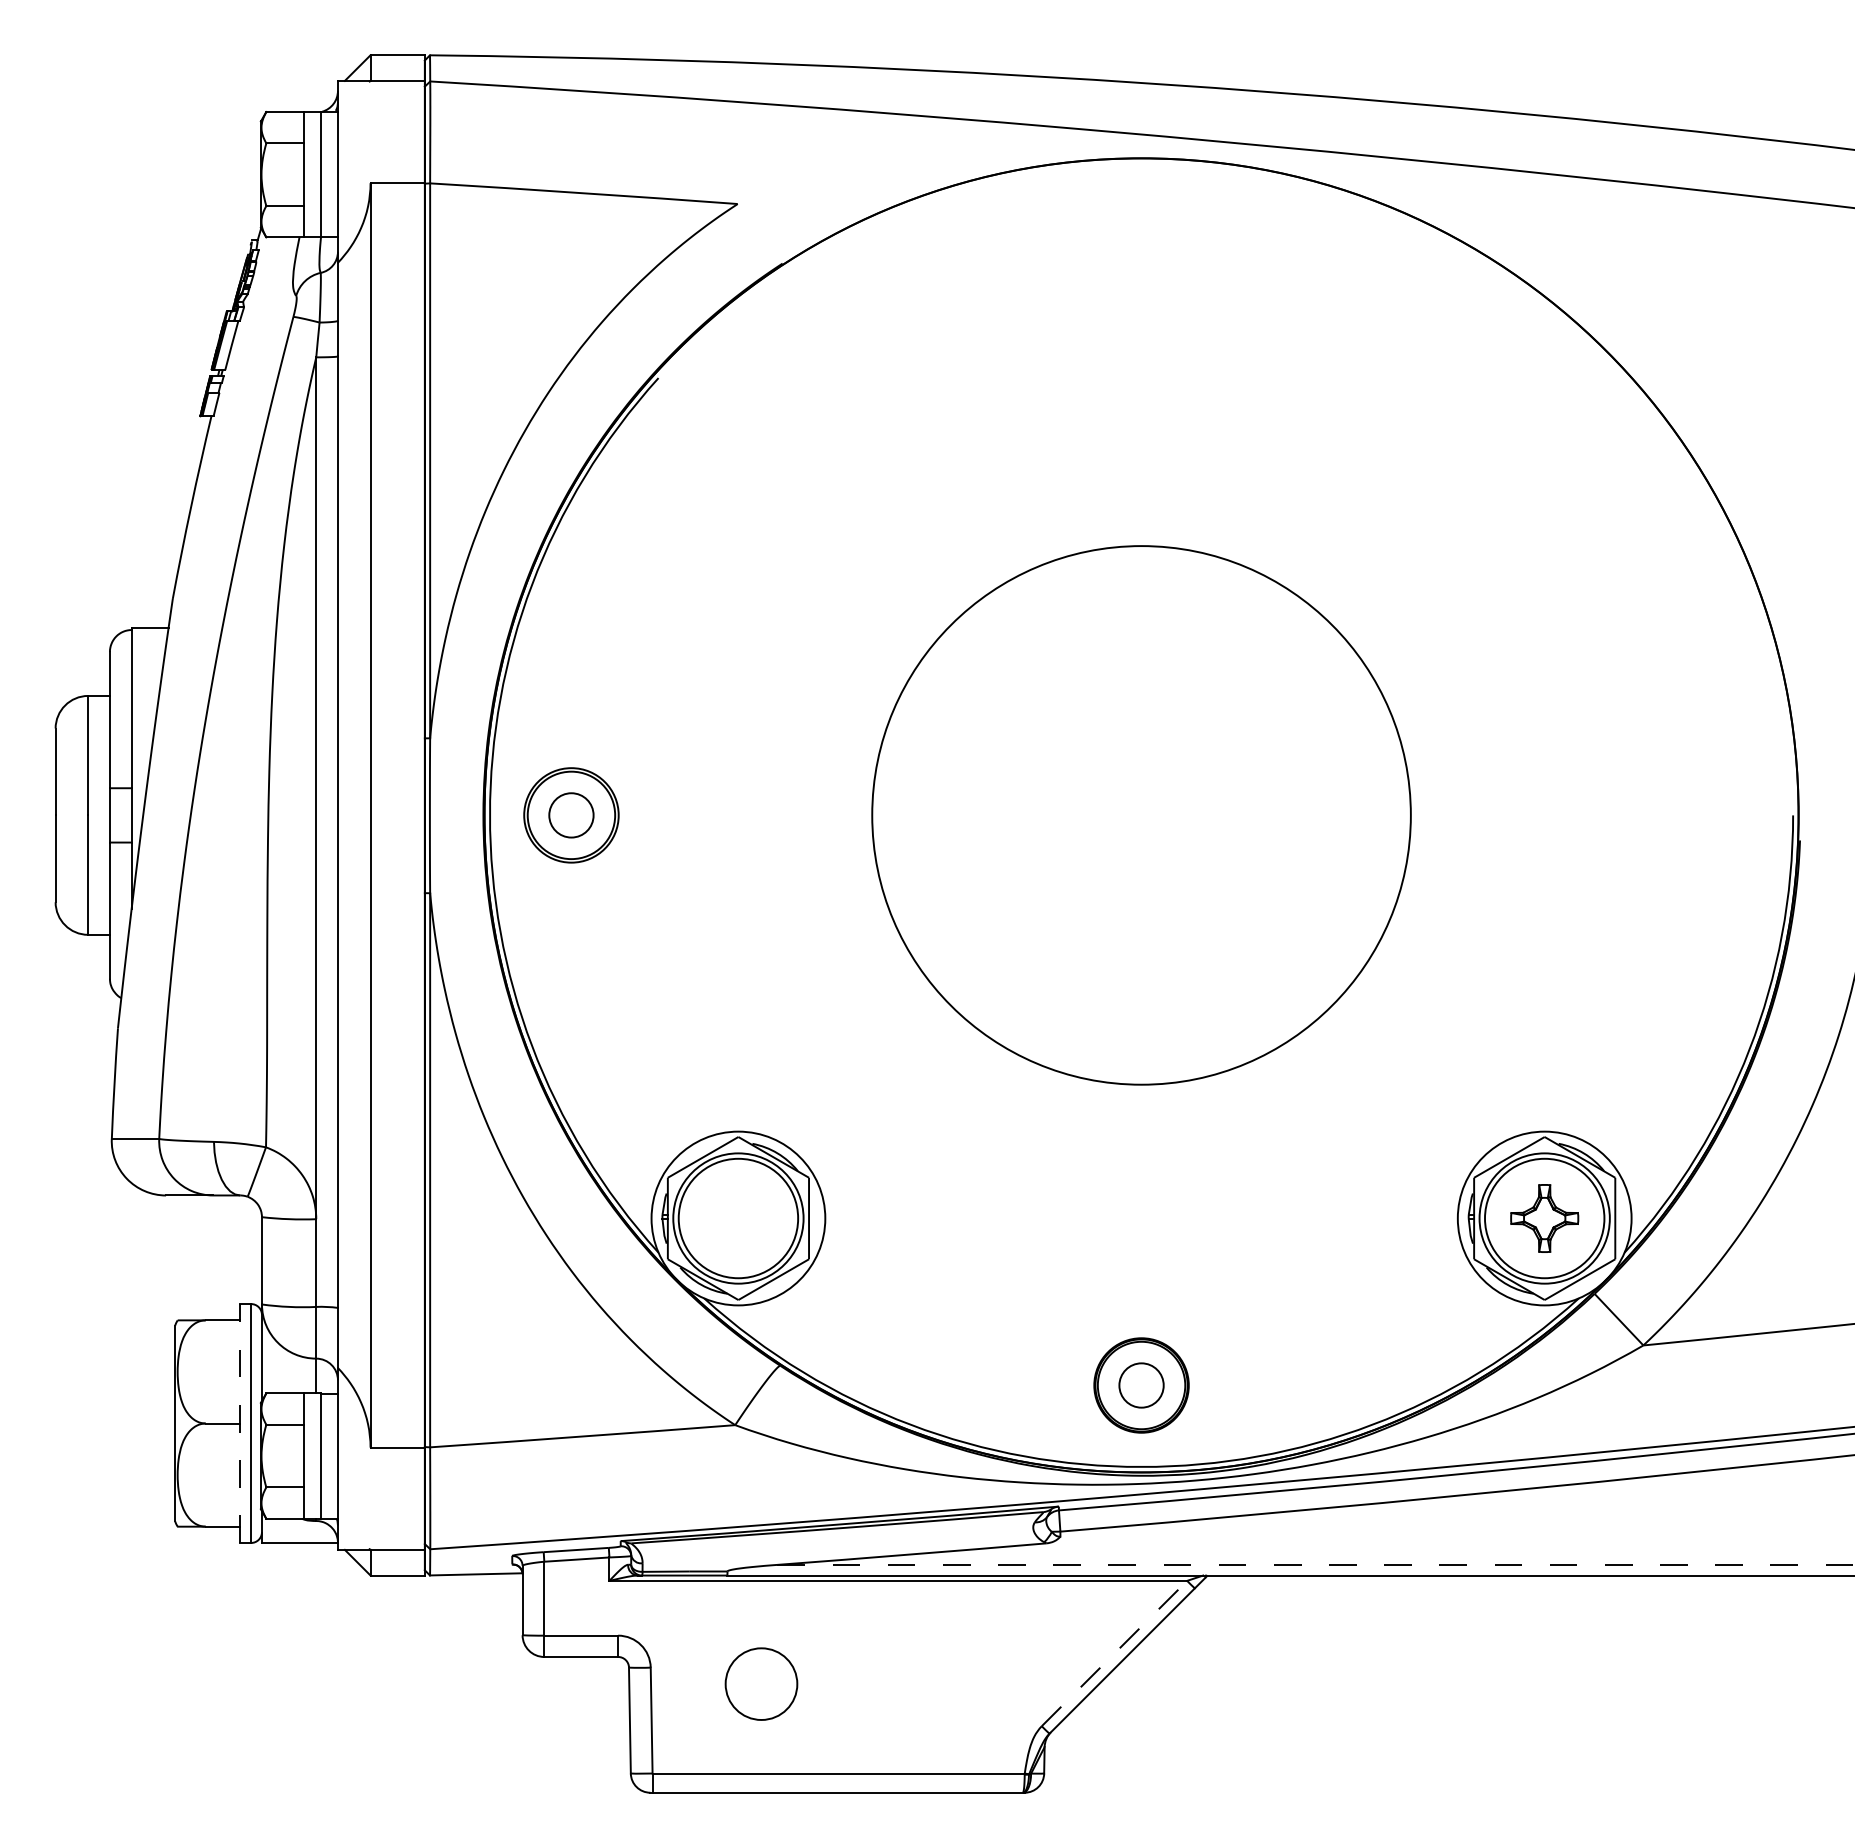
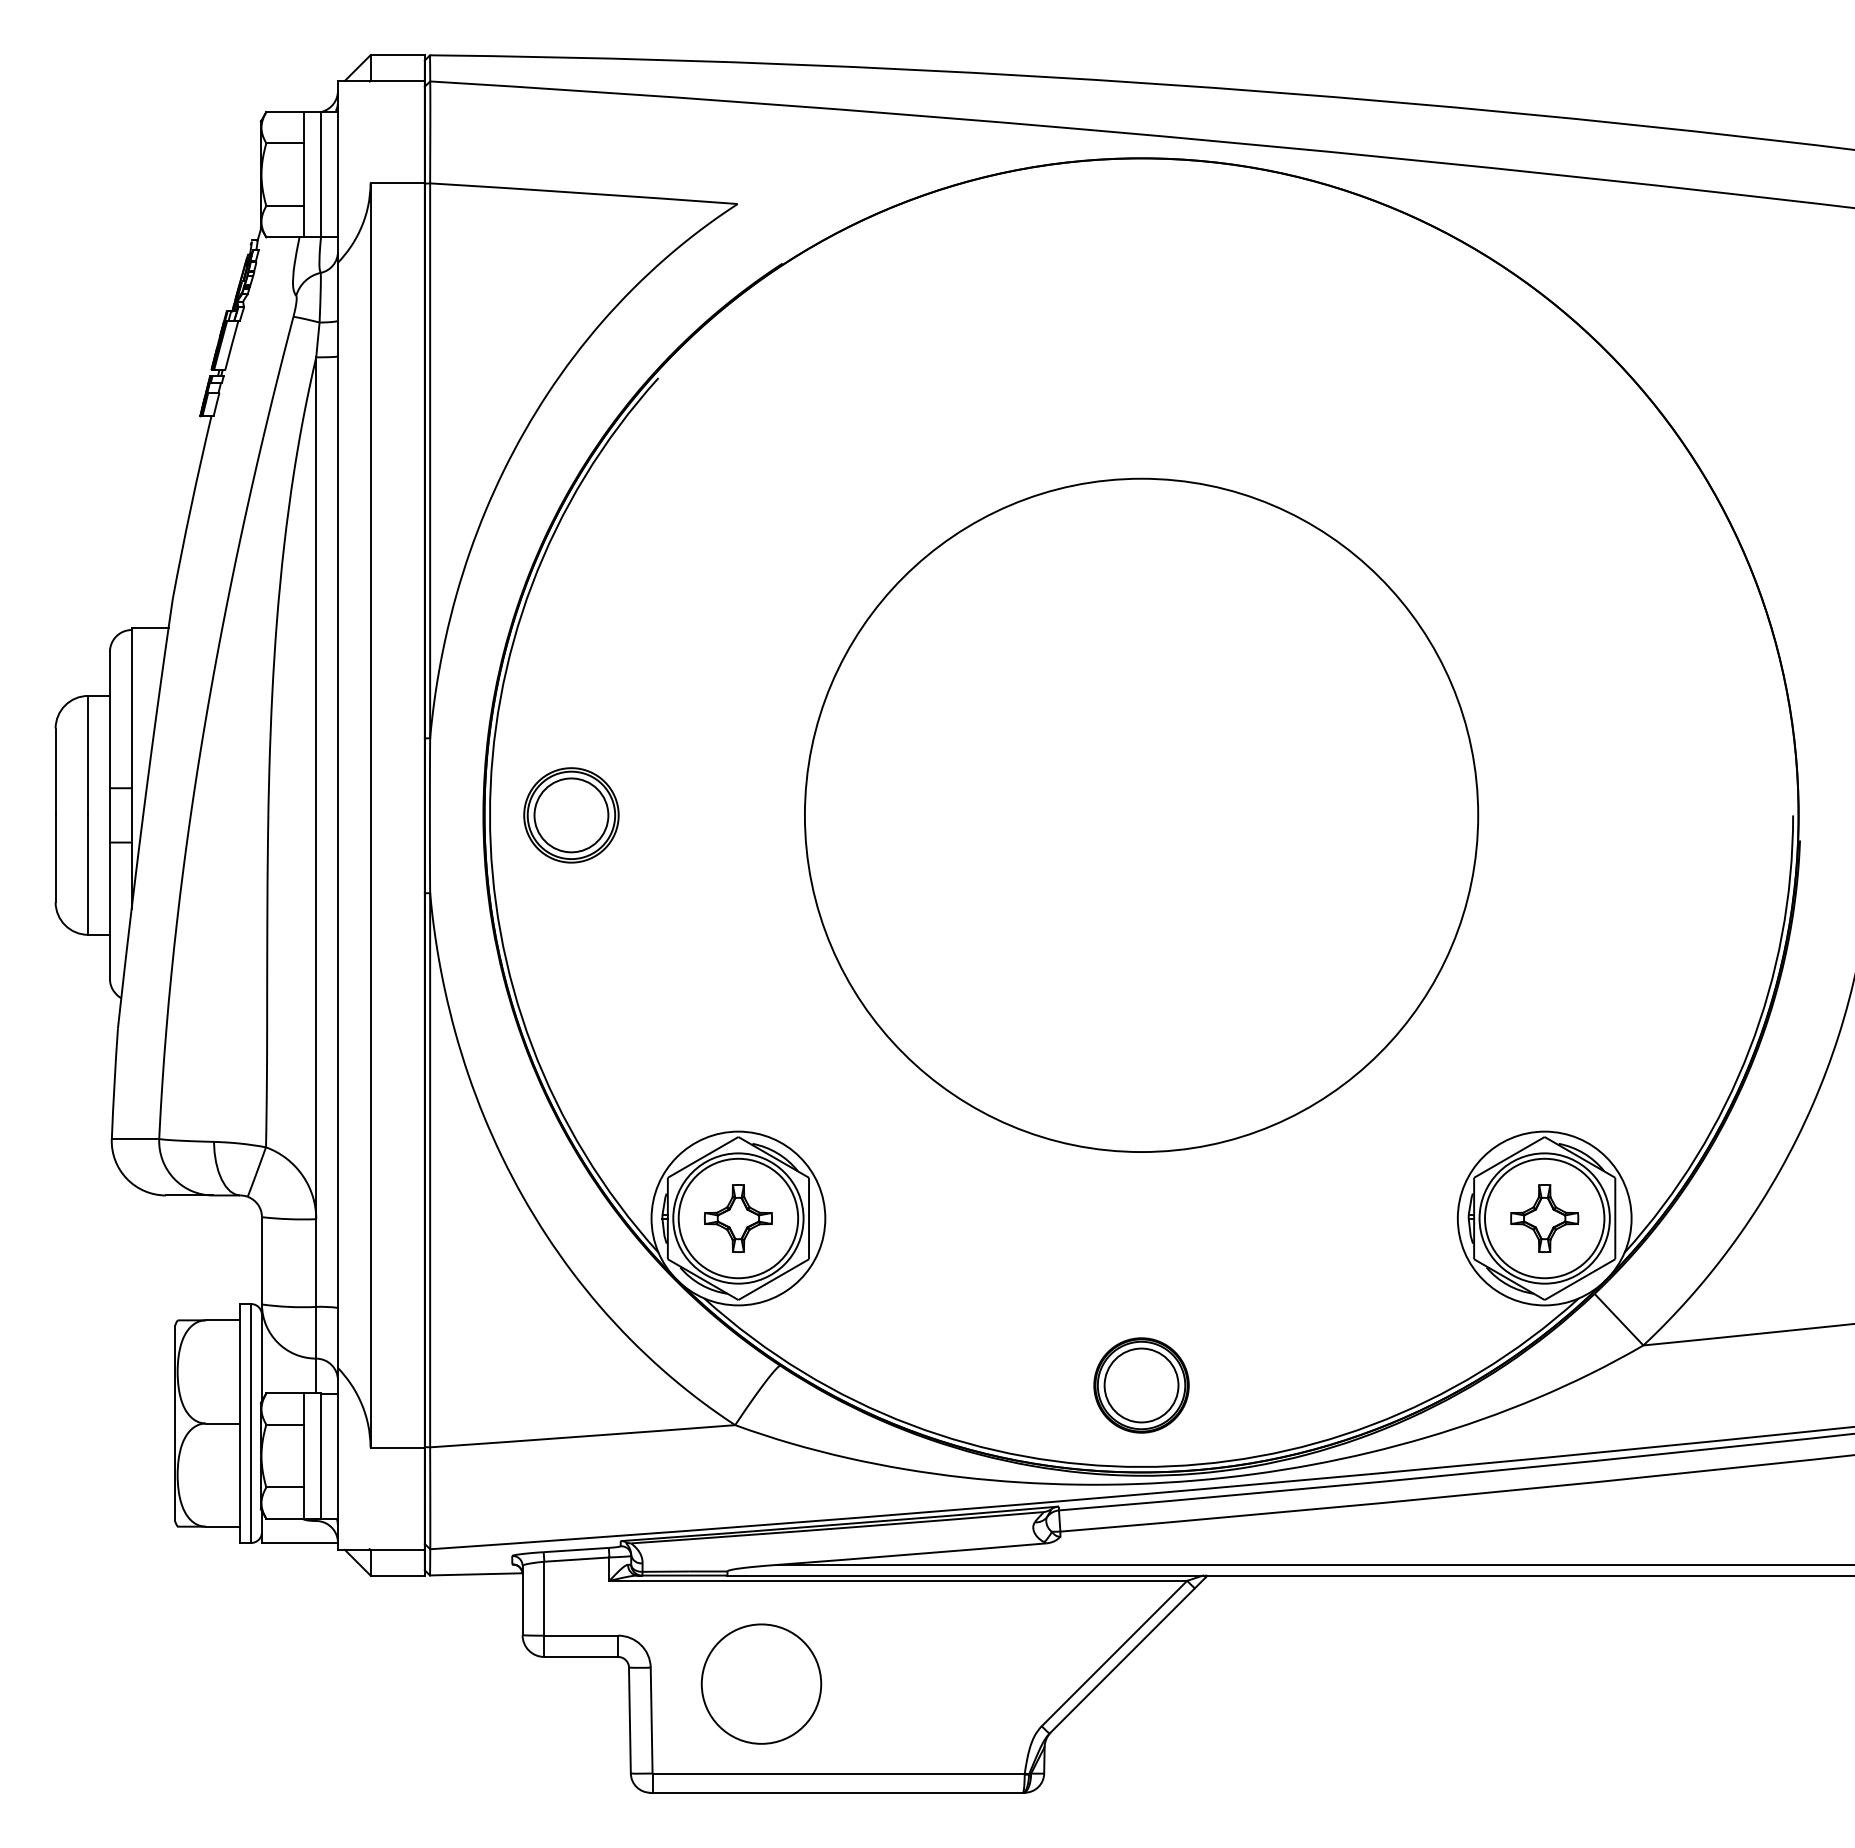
circle diameter: 44 px -> 74 px (571, 815)
circle diameter: 539 px -> 673 px (1141, 815)
part: none -> present (738, 1218)
circle diameter: 44 px -> 74 px (1141, 1385)
line: dashed -> solid (240, 1423)
line: dashed -> solid (1316, 1564)
line: dashed -> solid (1114, 1653)
circle diameter: 72 px -> 119 px (761, 1683)
